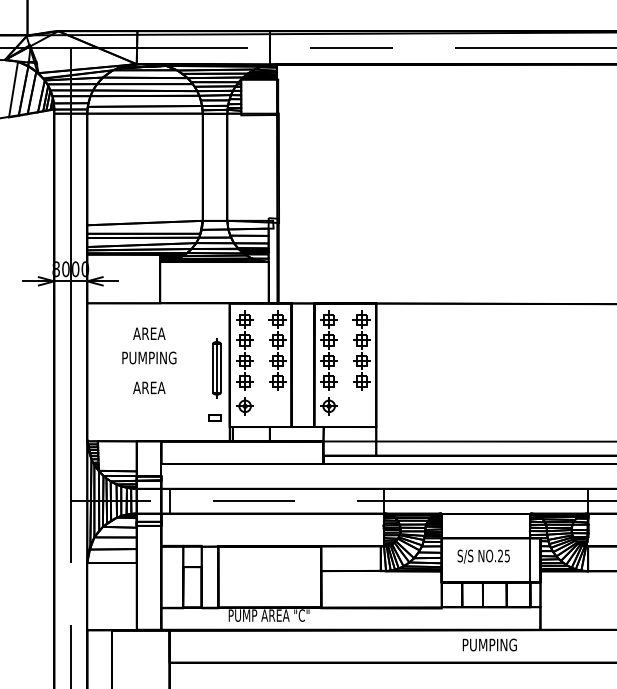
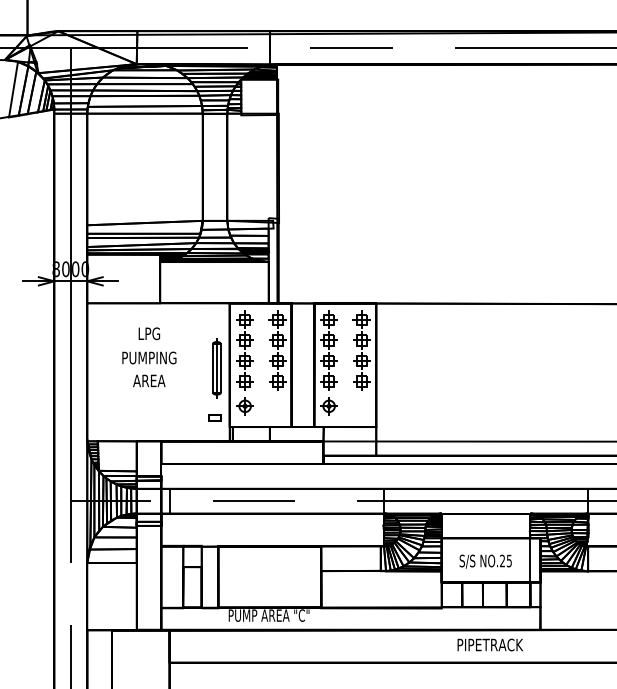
text: AREA -> LPG (149, 333)
text position: (149, 387) -> (149, 380) (149, 380)
text position: (483, 556) -> (485, 561) (485, 561)
text: PUMPING -> PIPETRACK (489, 644)
